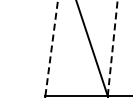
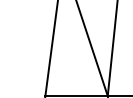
line: dashed -> solid (51, 47)
line: dashed -> solid (112, 47)
